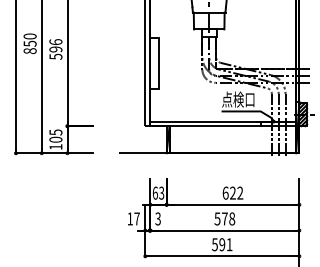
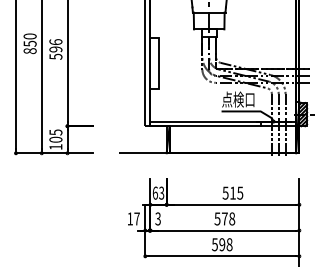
text: 622 -> 515 (232, 192)
text: 591 -> 598 (229, 244)
